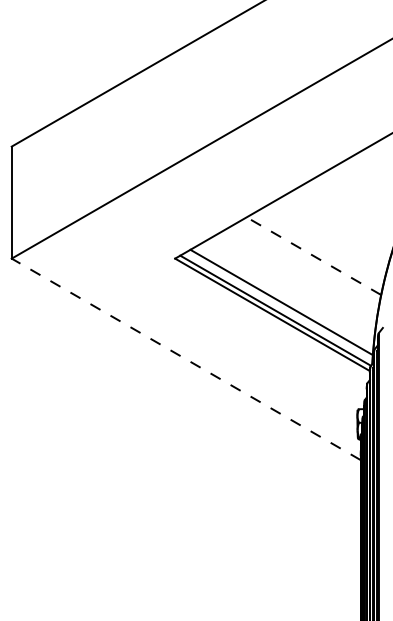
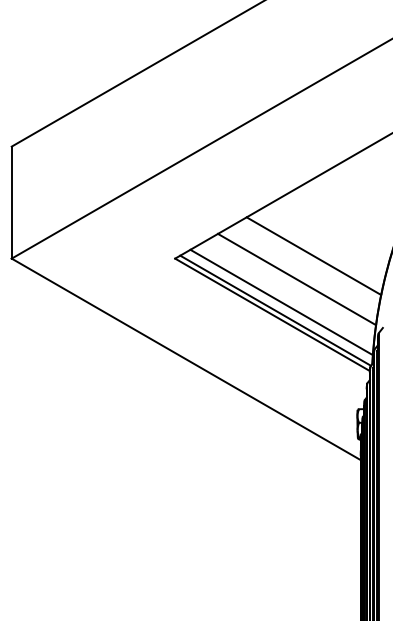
line: dashed -> solid (313, 256)
line: none -> present (297, 279)
line: dashed -> solid (185, 359)
